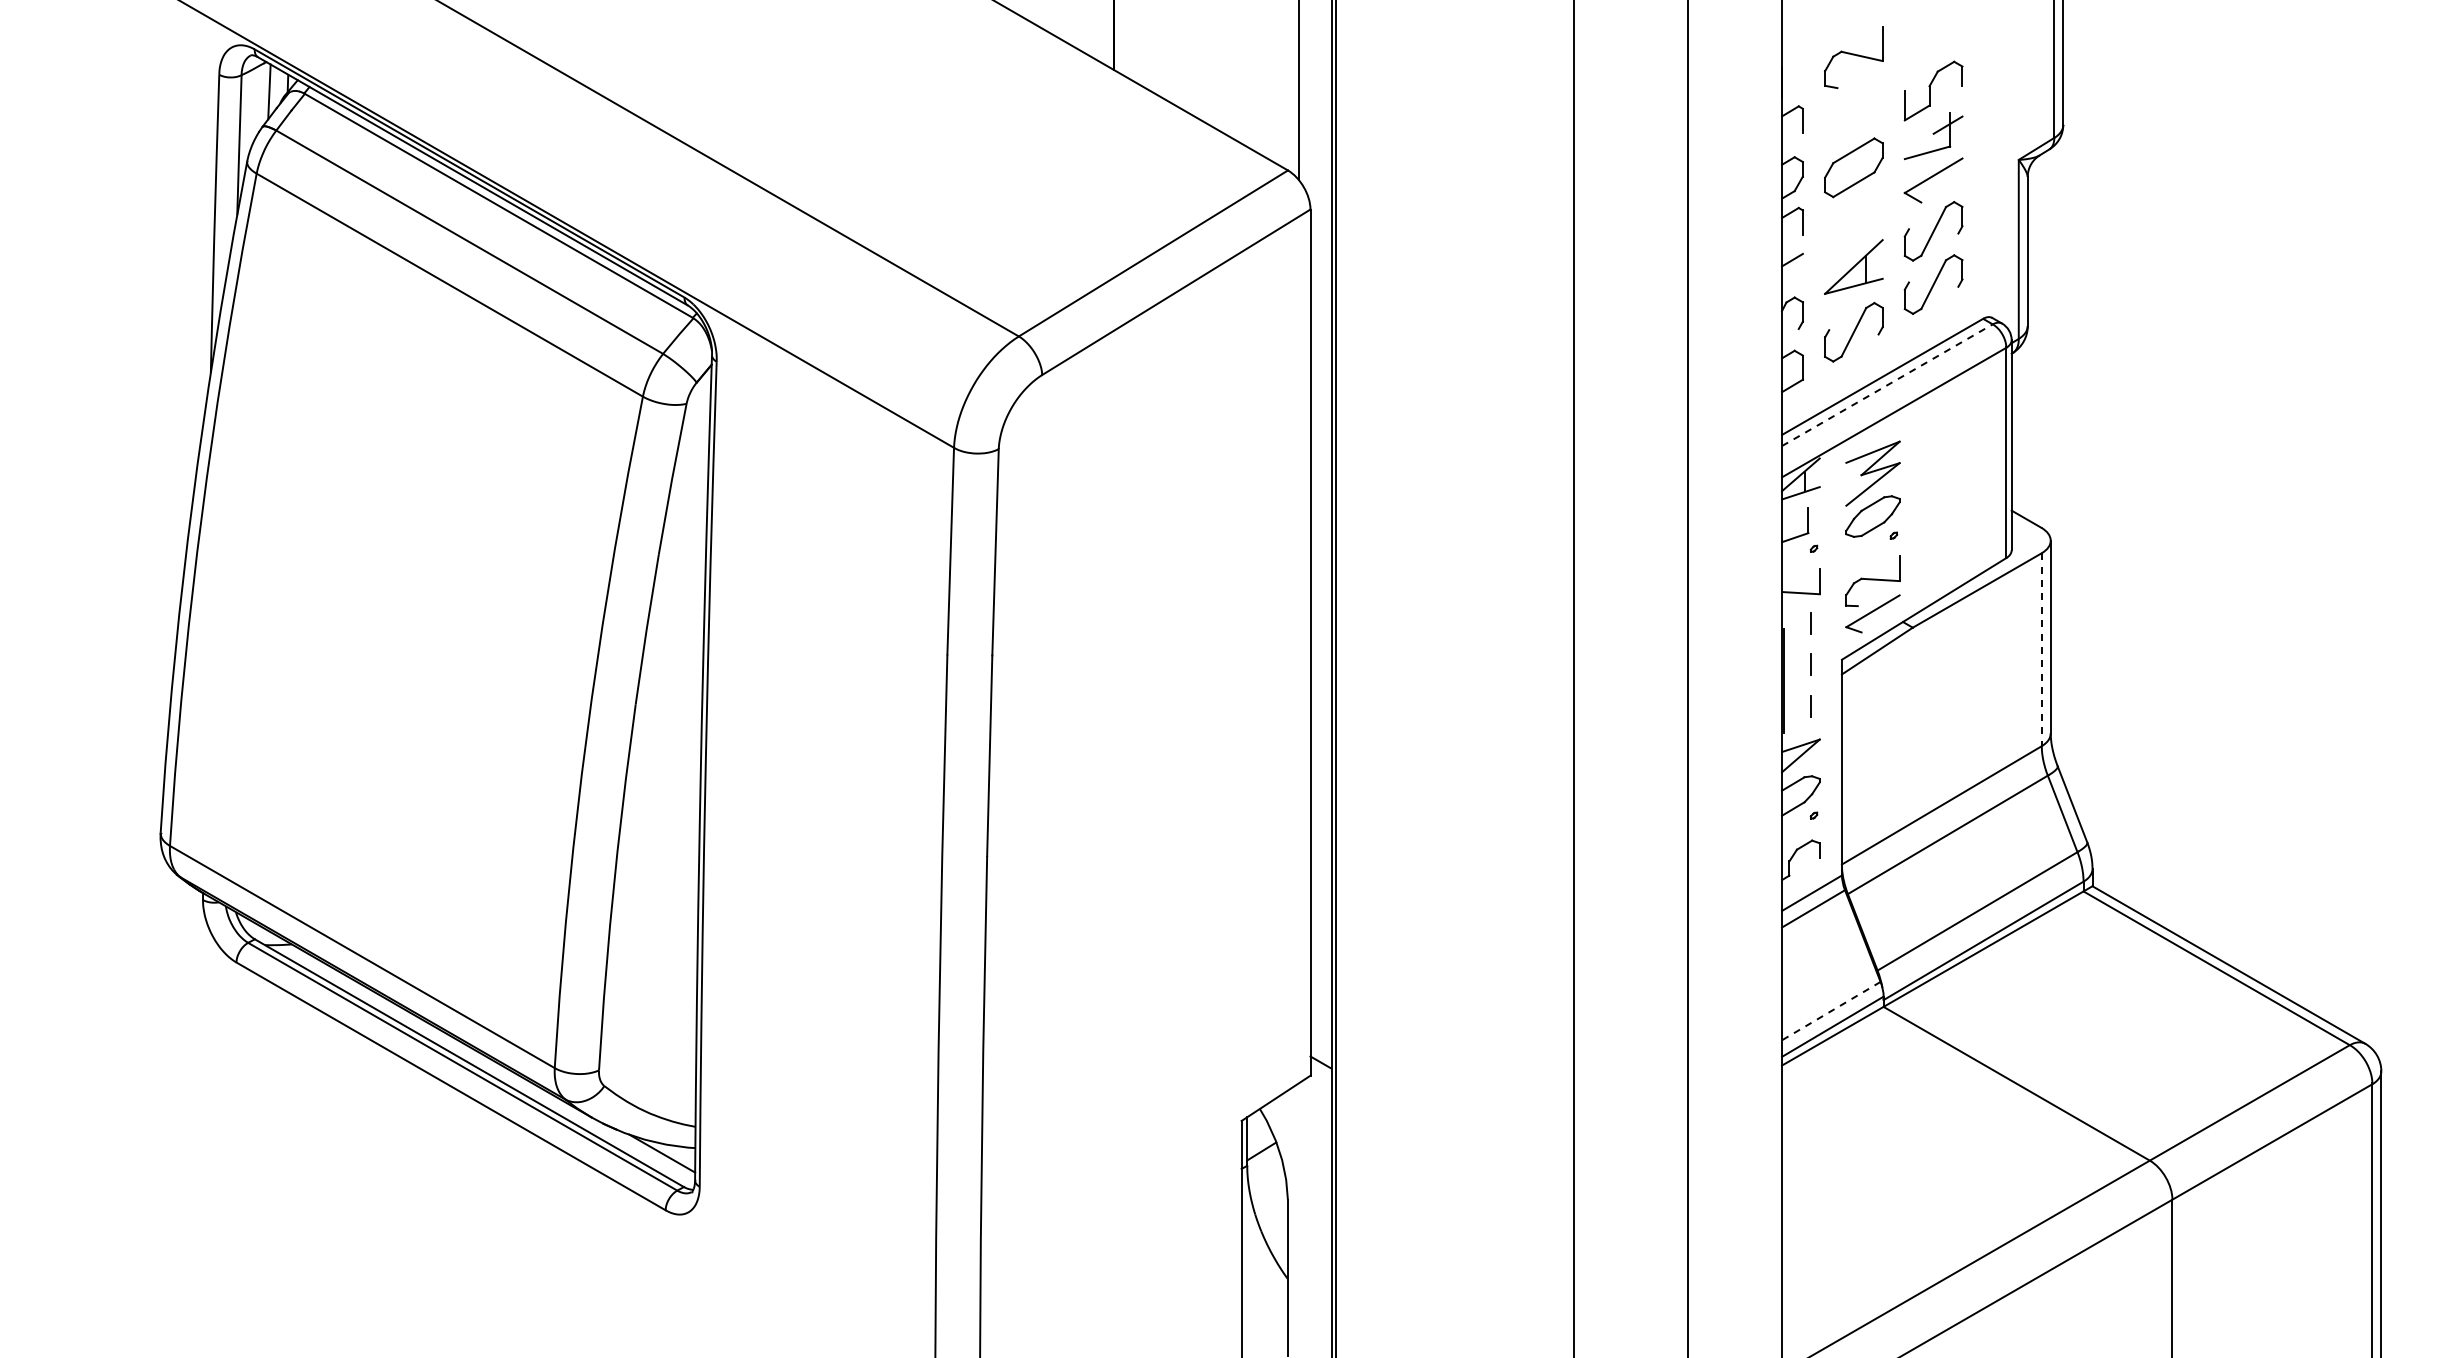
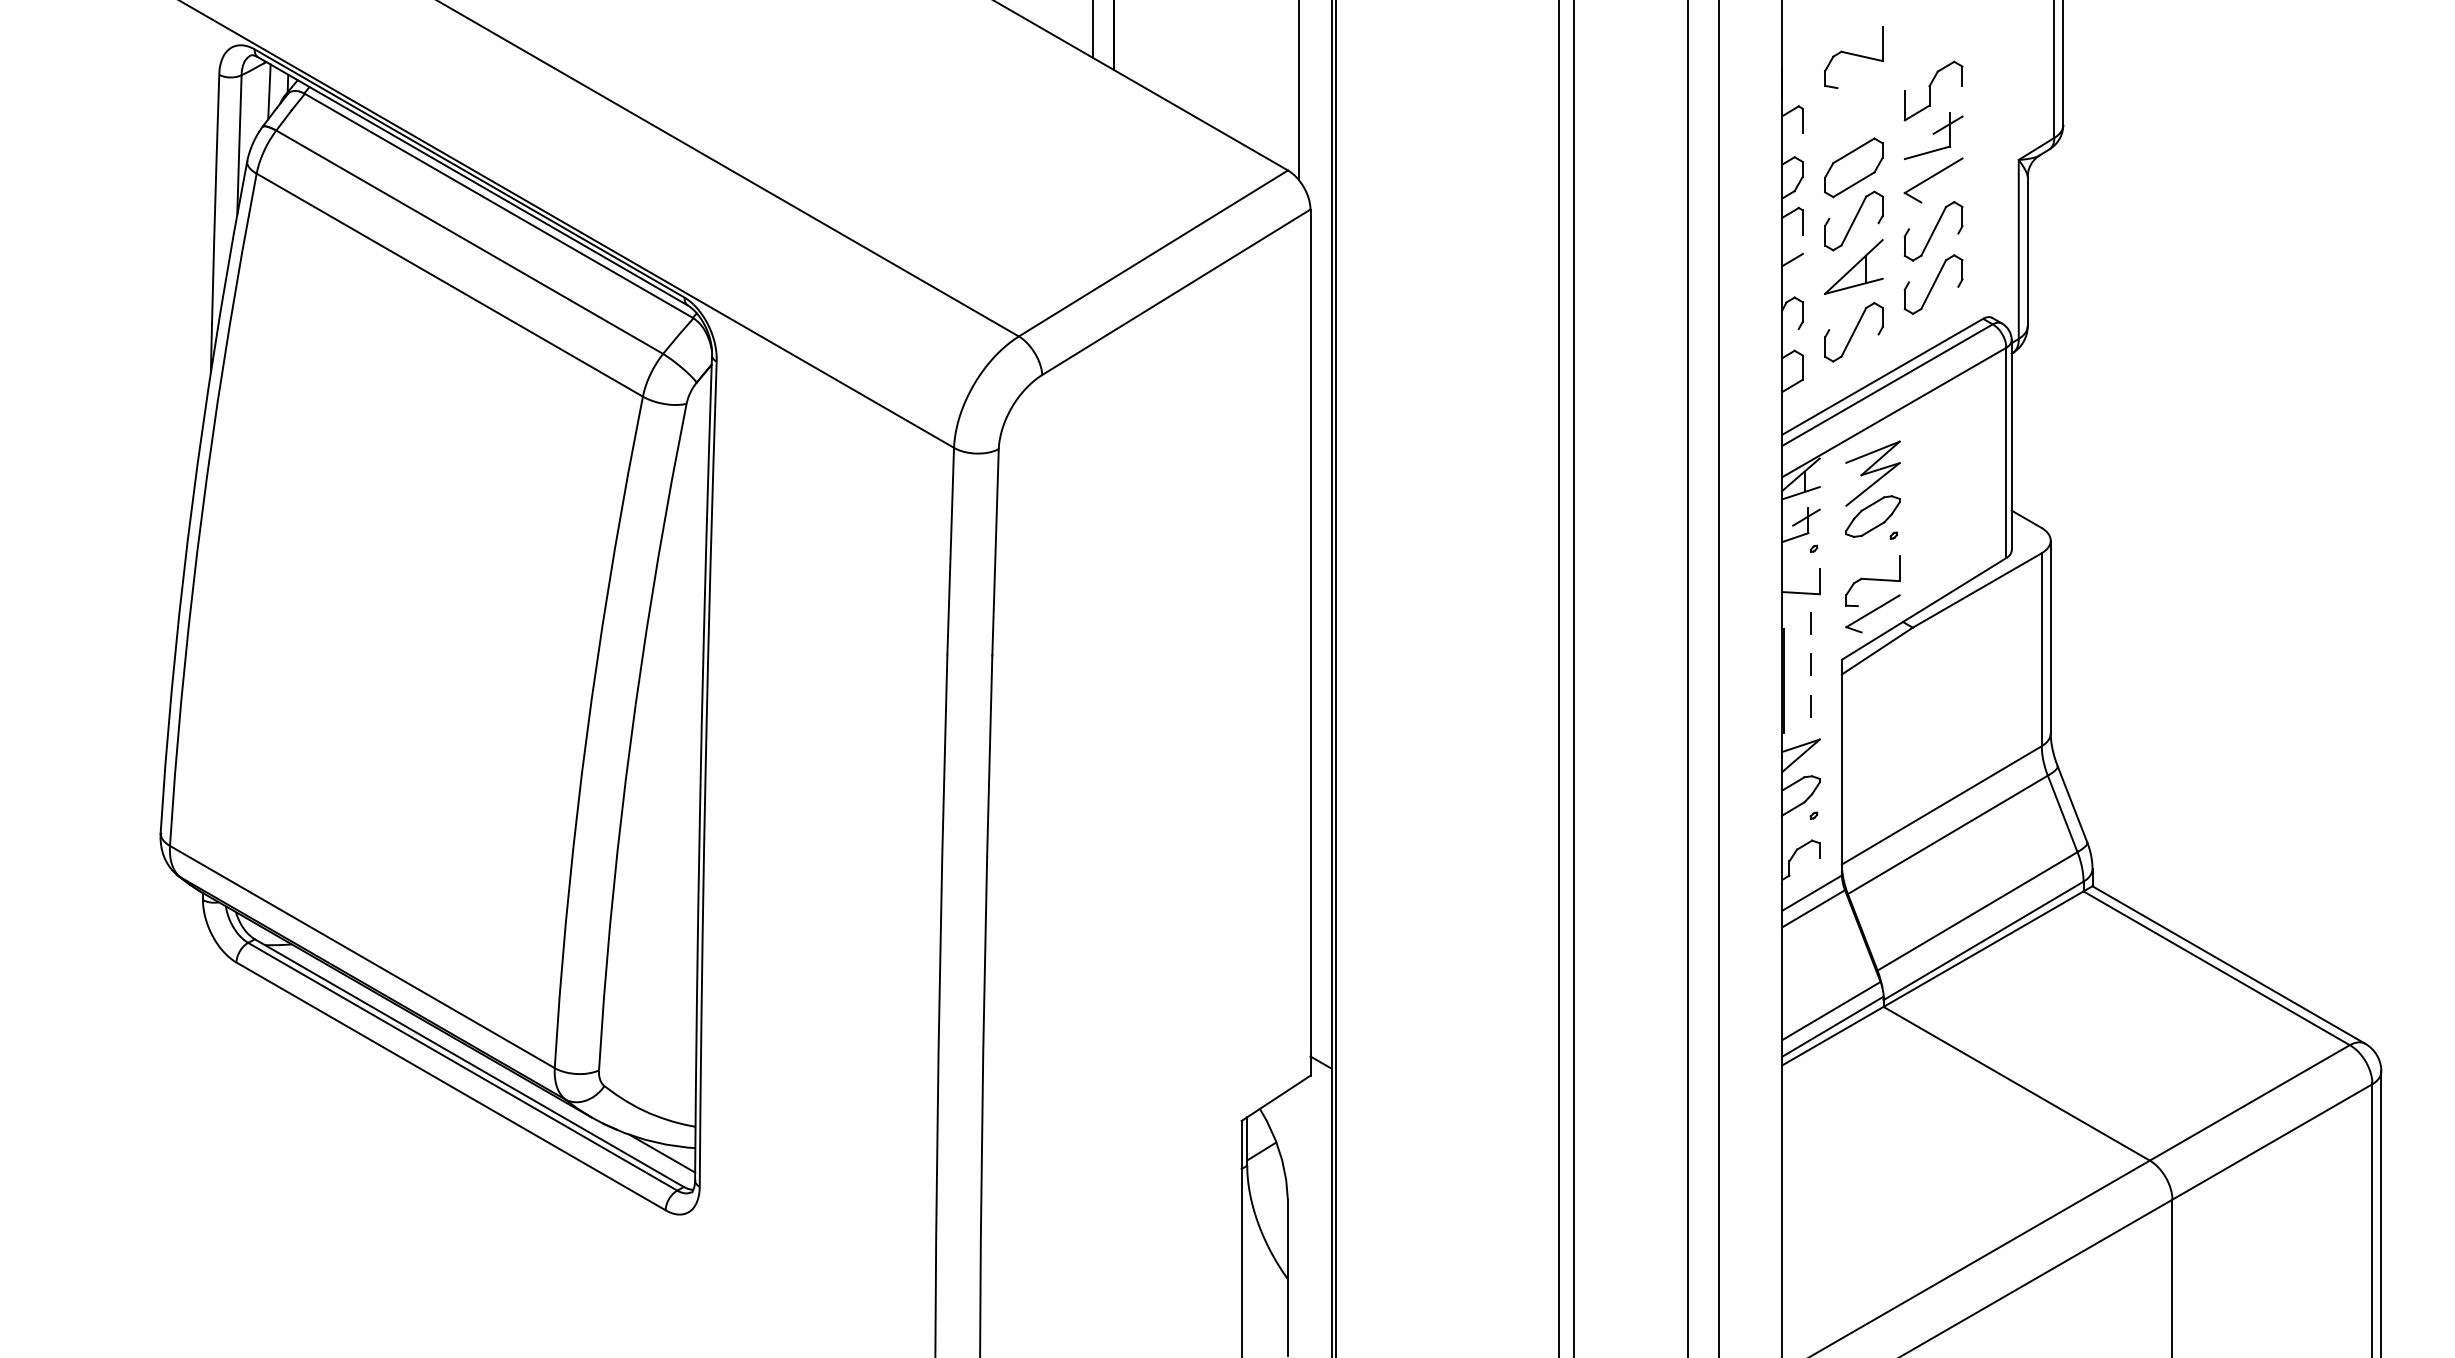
line: none -> present (1093, 29)
part: none -> present (1853, 220)
line: dashed -> solid (1887, 385)
line: none -> present (1806, 517)
line: dashed -> solid (2041, 650)
line: none -> present (1559, 678)
line: none -> present (1718, 678)
line: dashed -> solid (1830, 1011)
